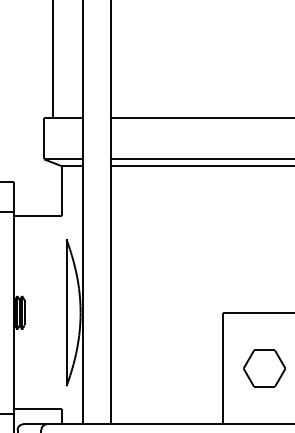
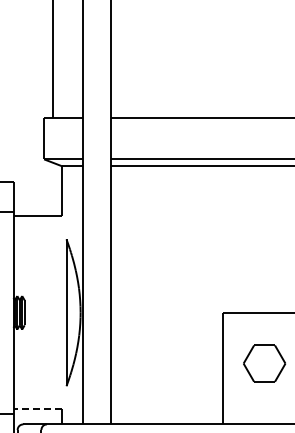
part position: (264, 368) -> (264, 363) (264, 363)
line: solid -> dashed (37, 409)
